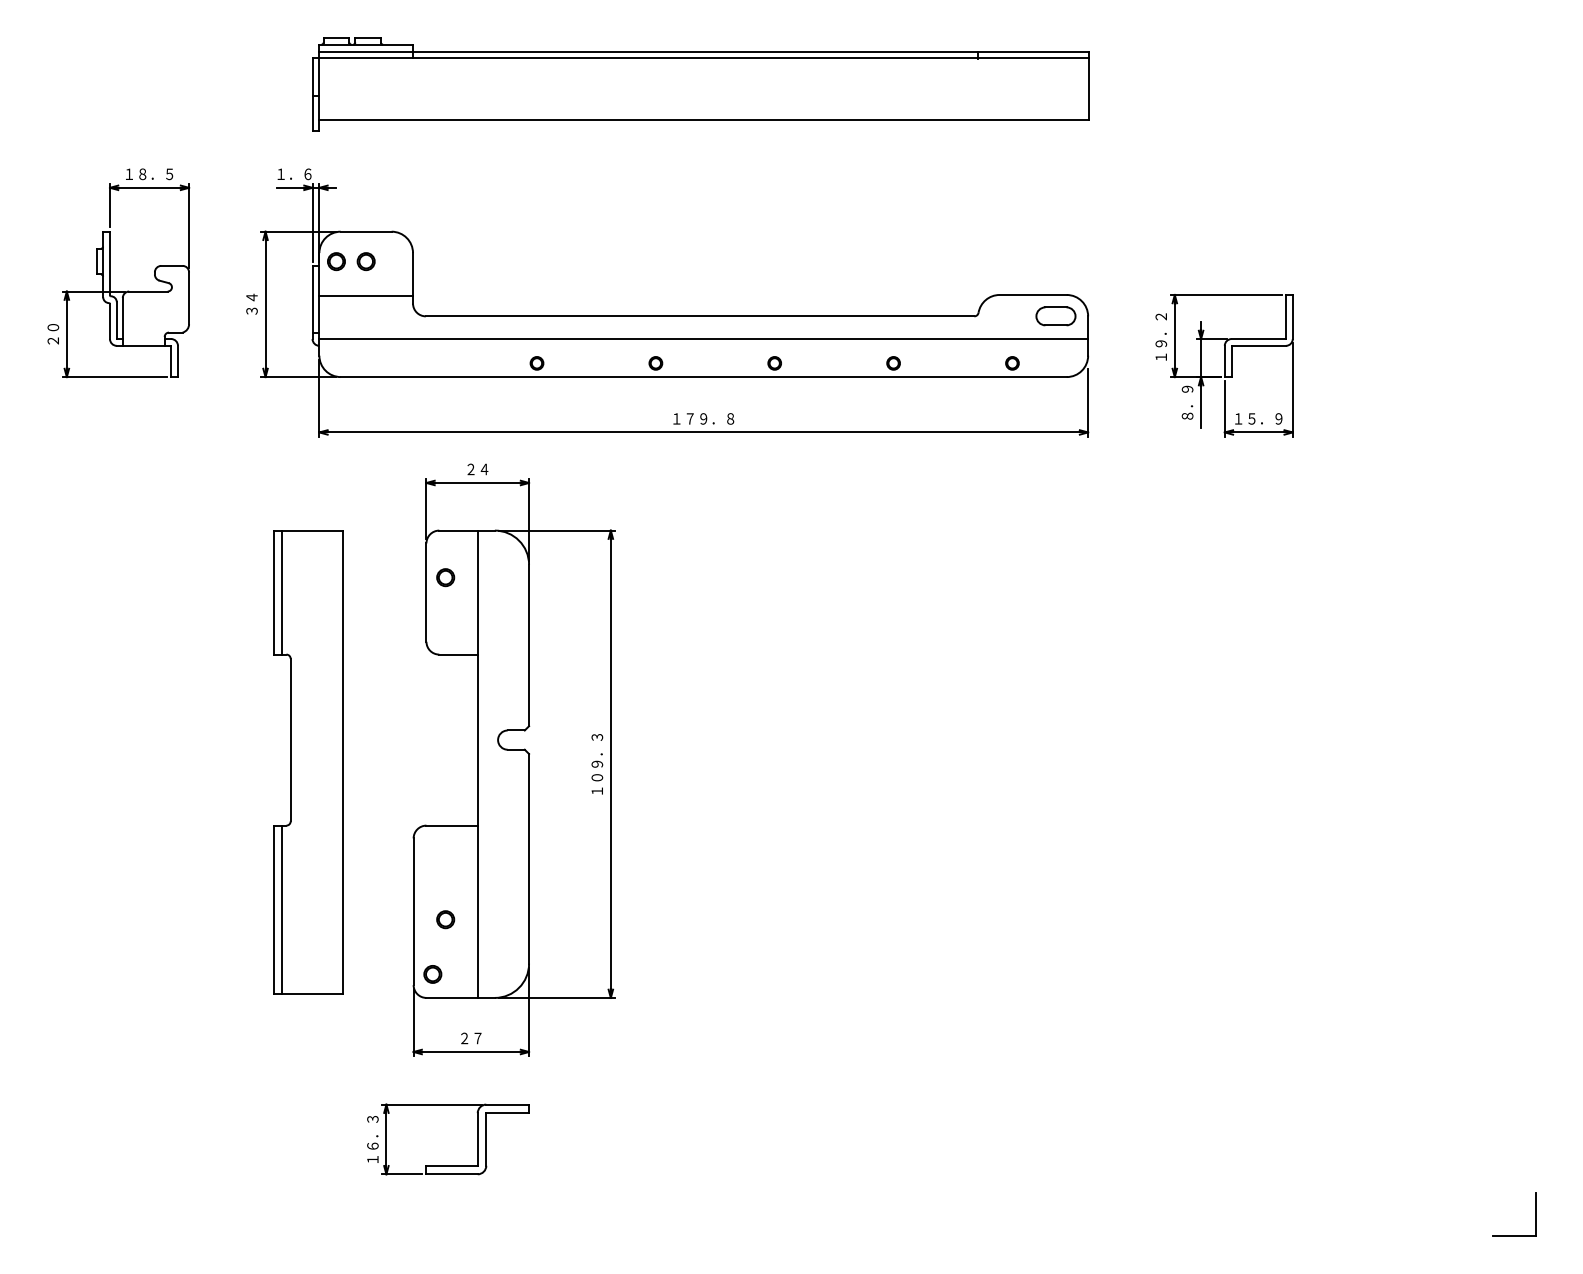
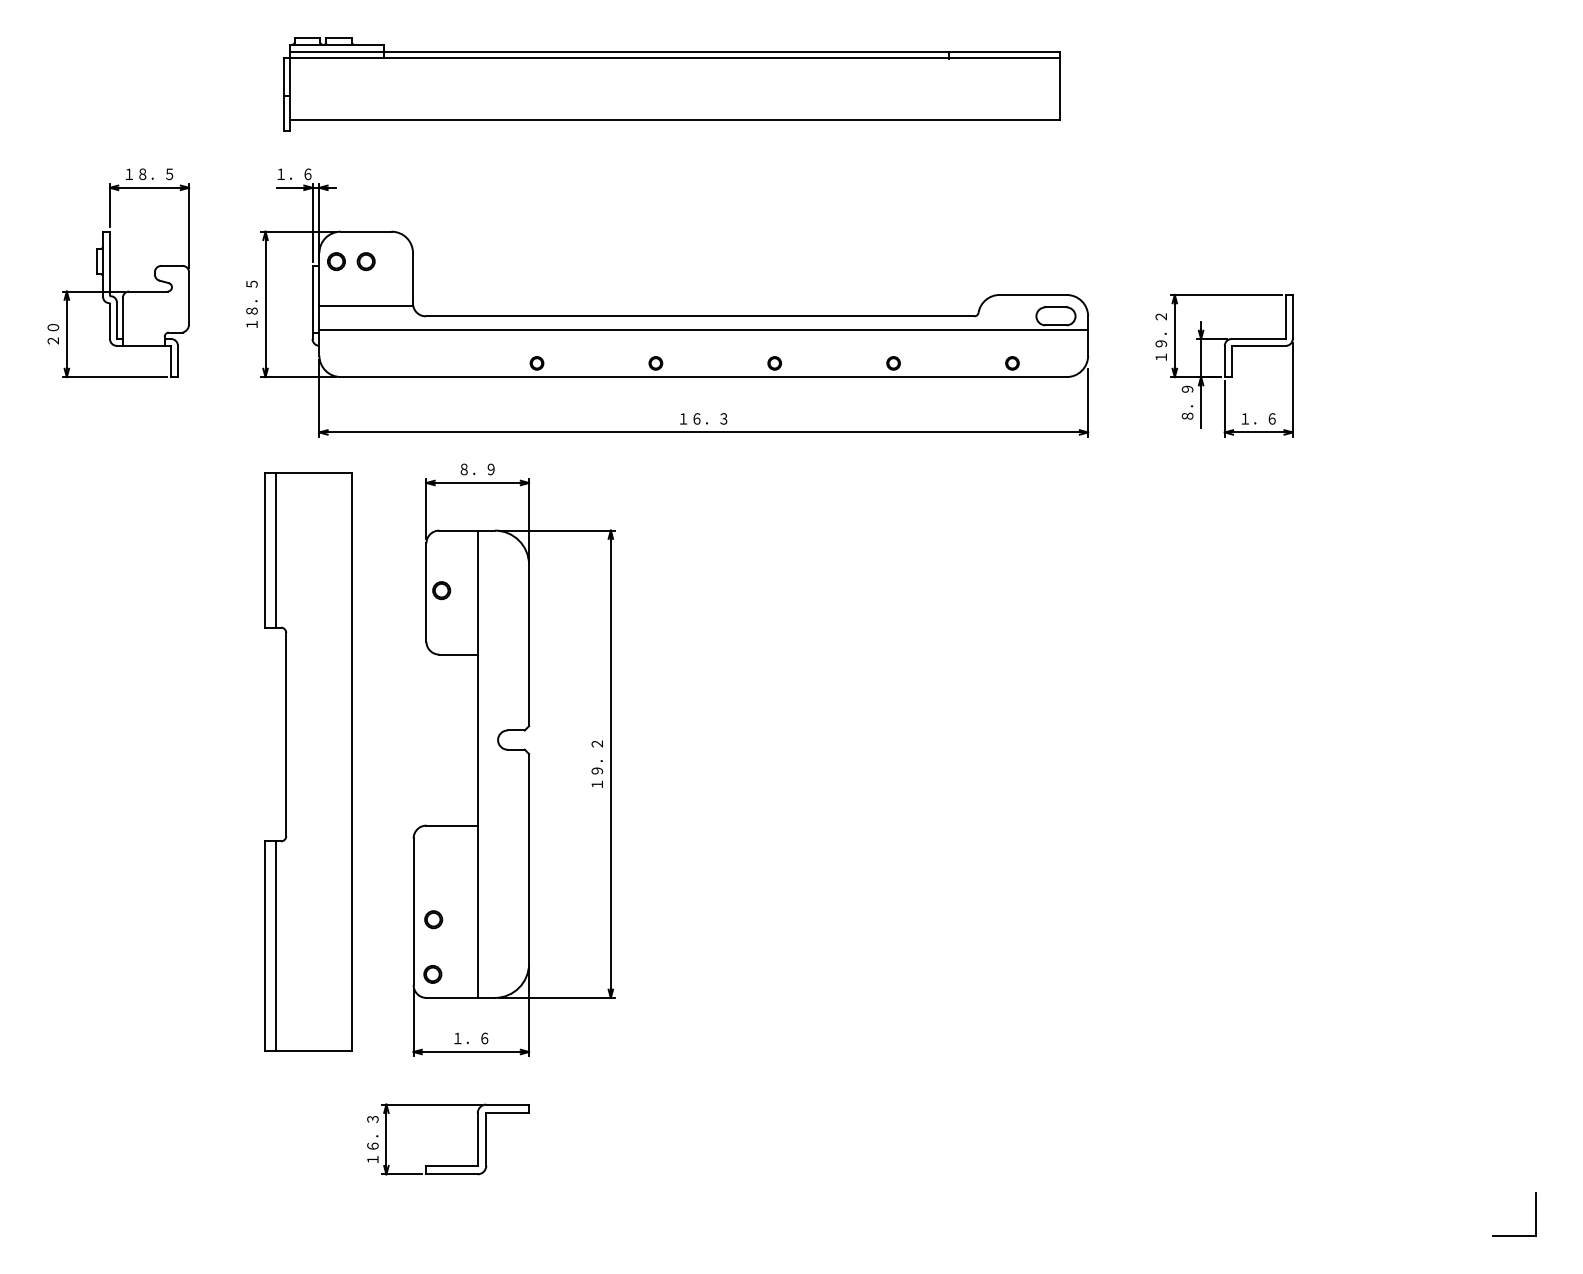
part position: (700, 84) -> (671, 84) (671, 84)
line position: (366, 296) -> (366, 306) (366, 306)
text: ３４ -> １８．５ (251, 303)
line position: (703, 339) -> (703, 330) (703, 330)
text: １７９．８ -> １６．３ (703, 418)
text: １５．９ -> １．６ (1258, 418)
text: ２４ -> ８．９ (477, 469)
part position: (445, 577) -> (441, 590) (441, 590)
part size: 71x465 px -> 89x580 px (308, 761)
text: １０９．３ -> １９．２ (597, 764)
part position: (445, 919) -> (433, 919) (433, 919)
text: ２７ -> １．６ (471, 1038)
